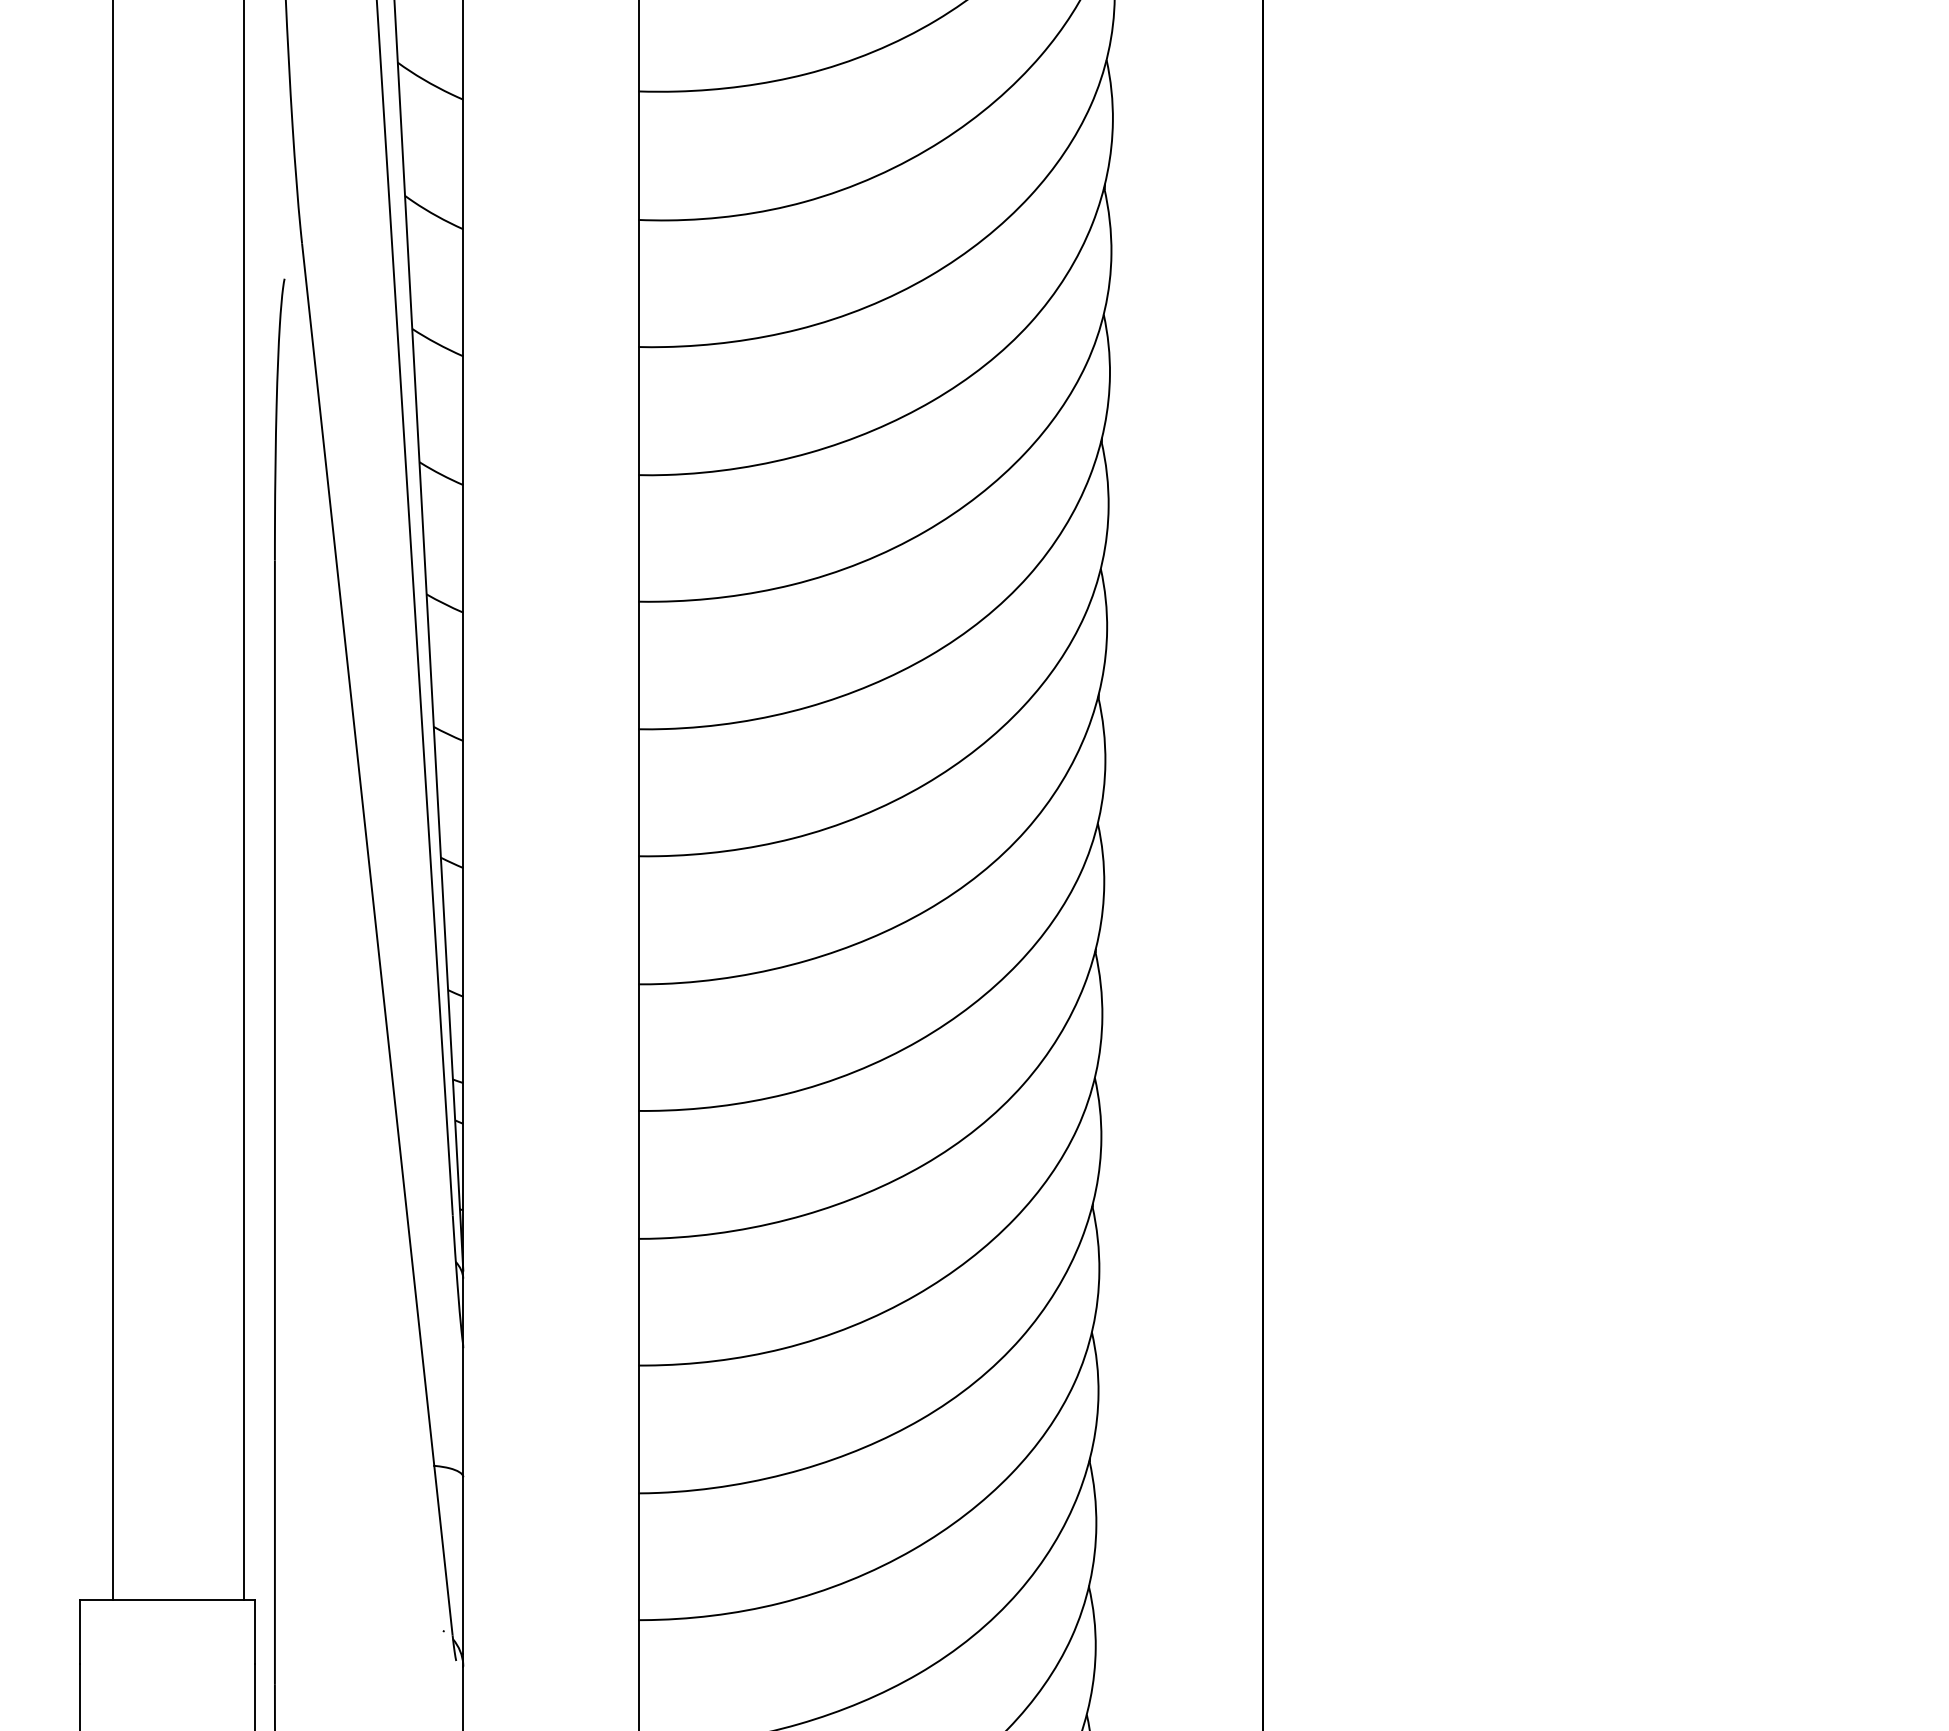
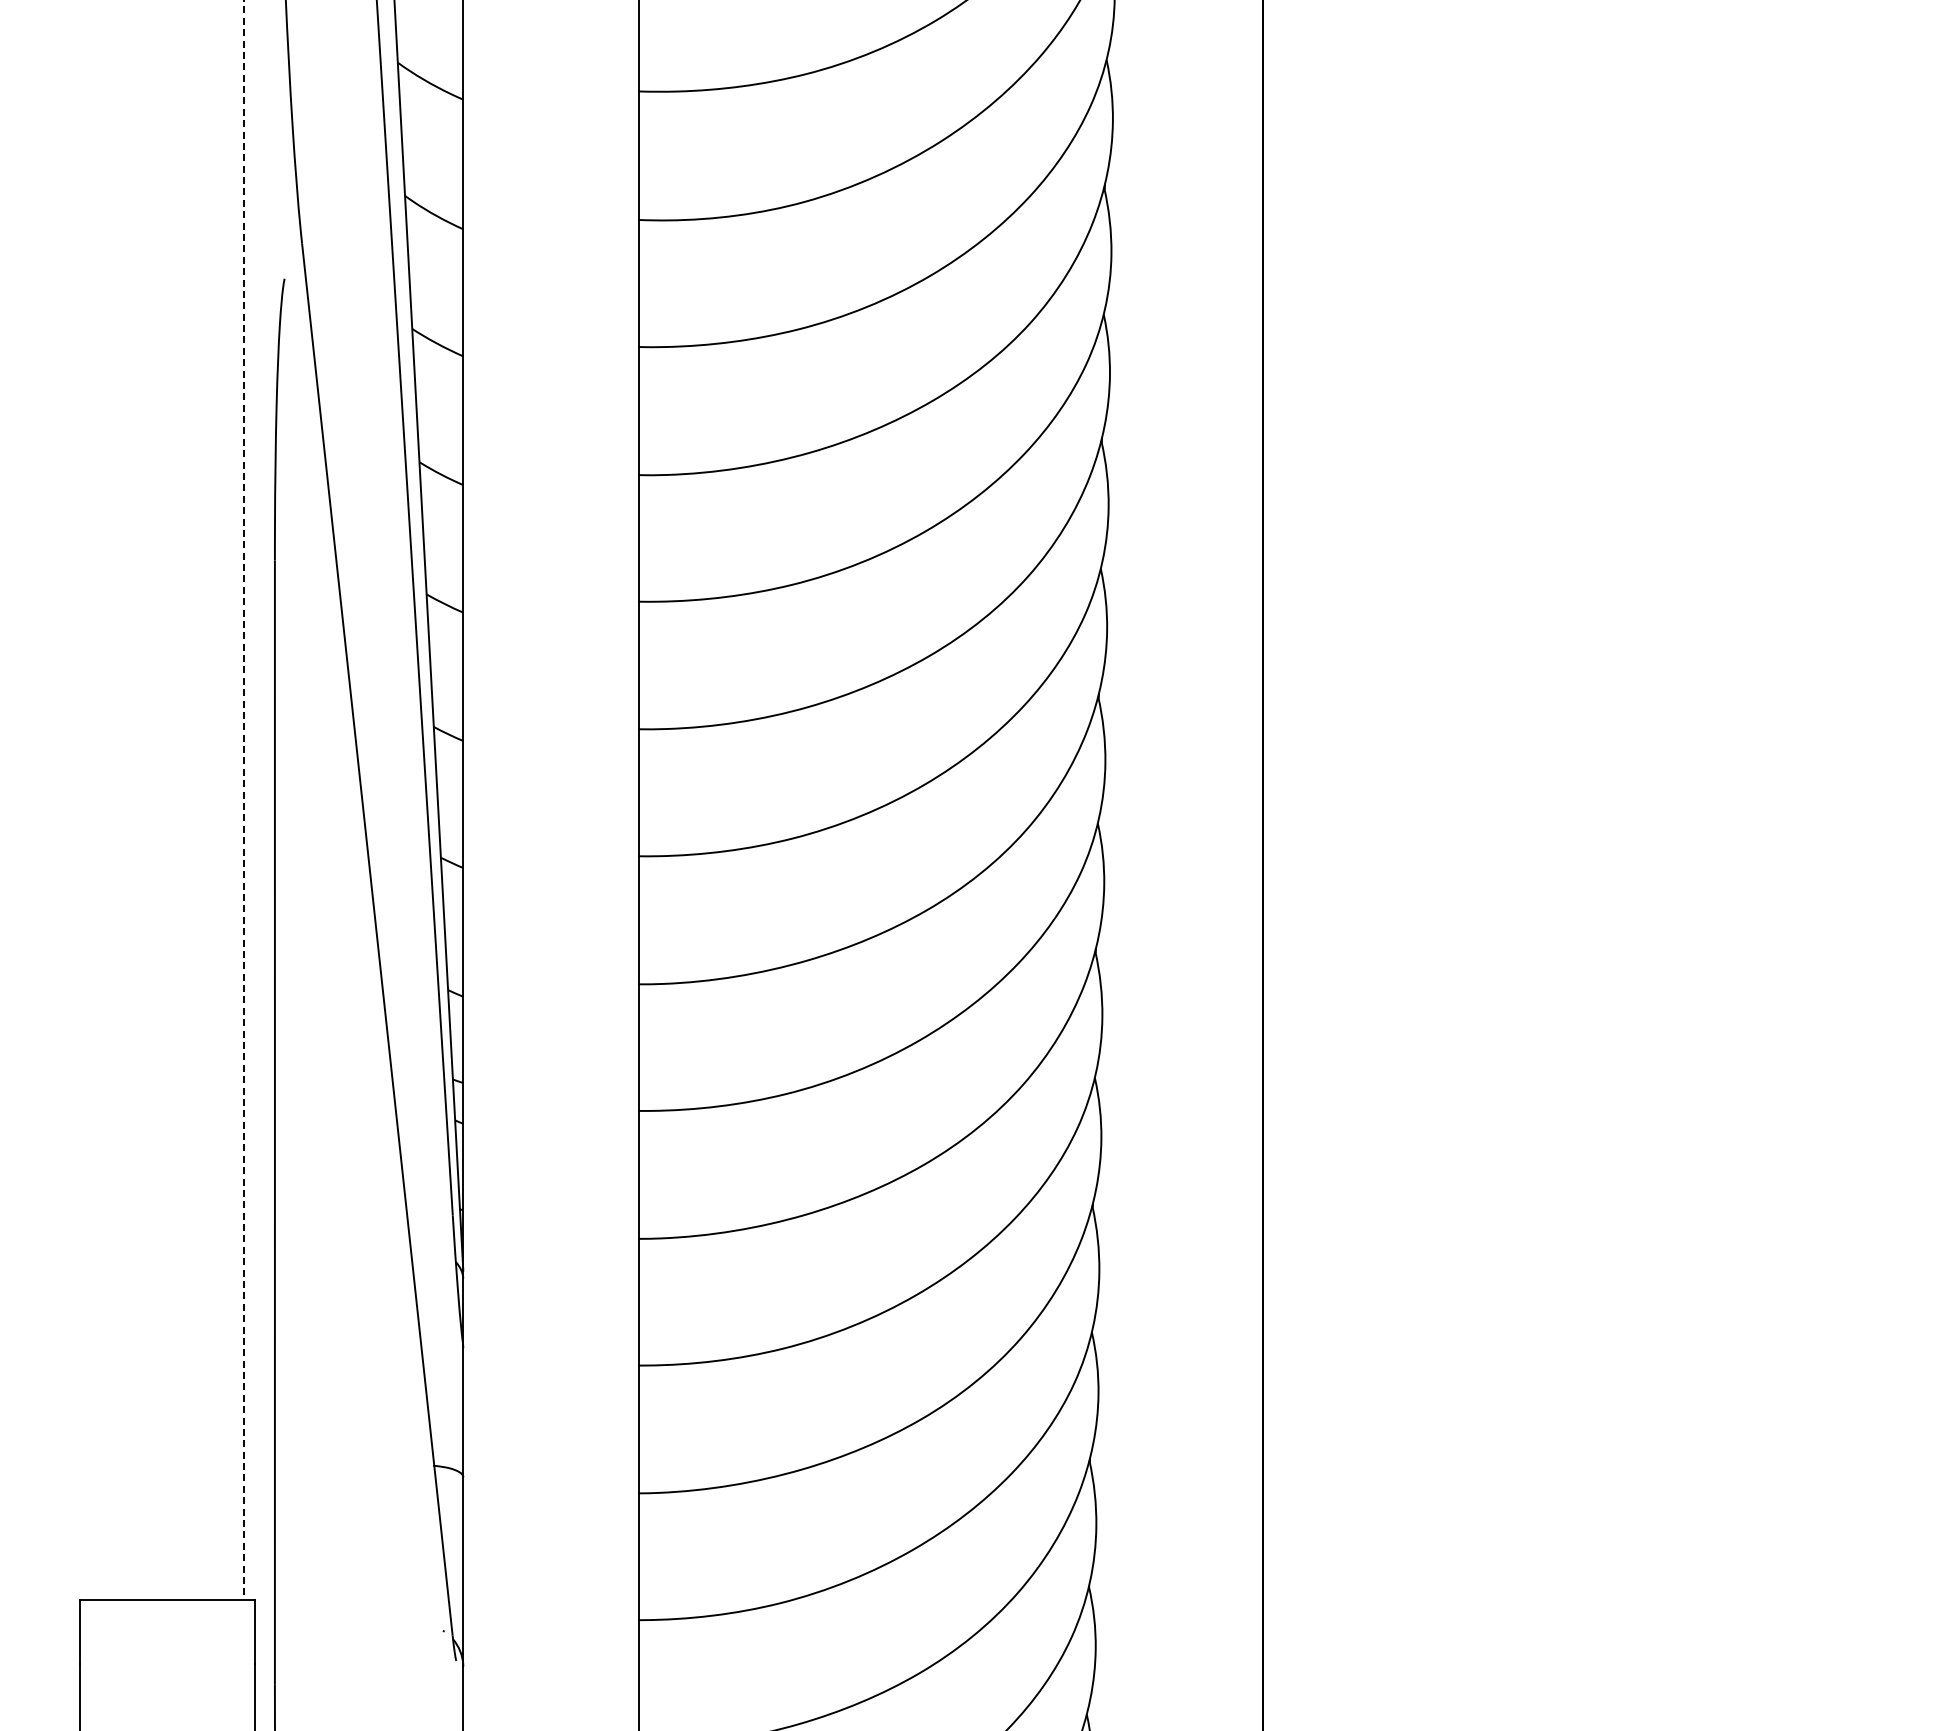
line: present -> none (112, 800)
line: solid -> dashed (244, 800)
